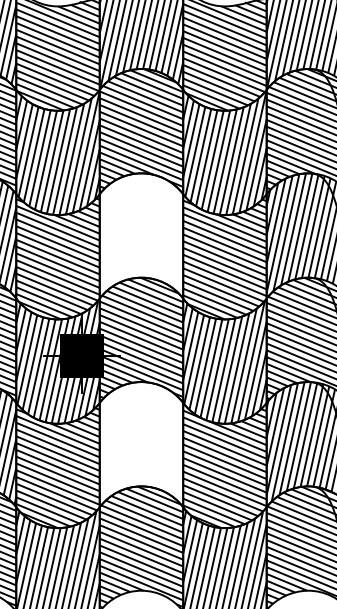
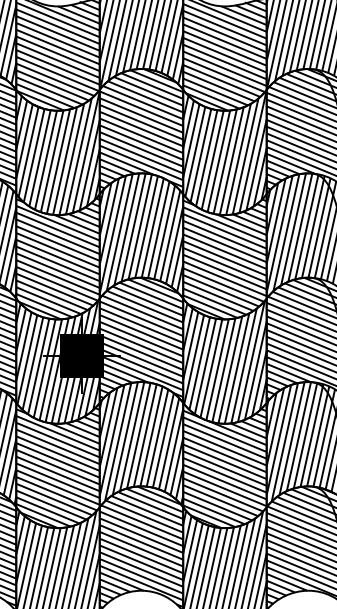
hatch: none -> present (141, 235)
hatch: none -> present (141, 443)
